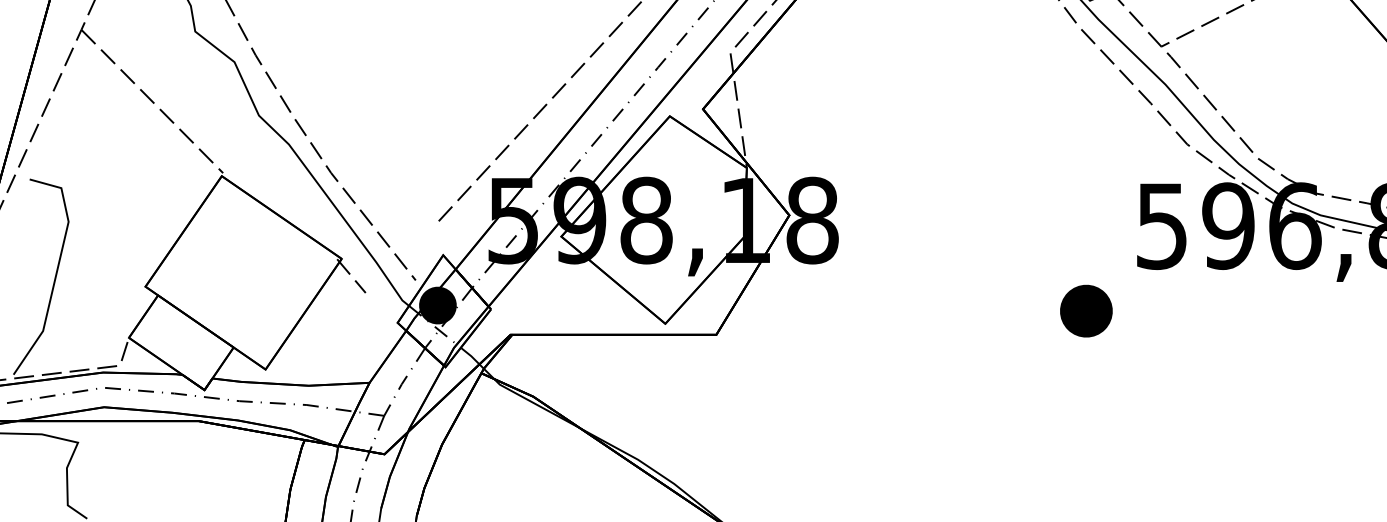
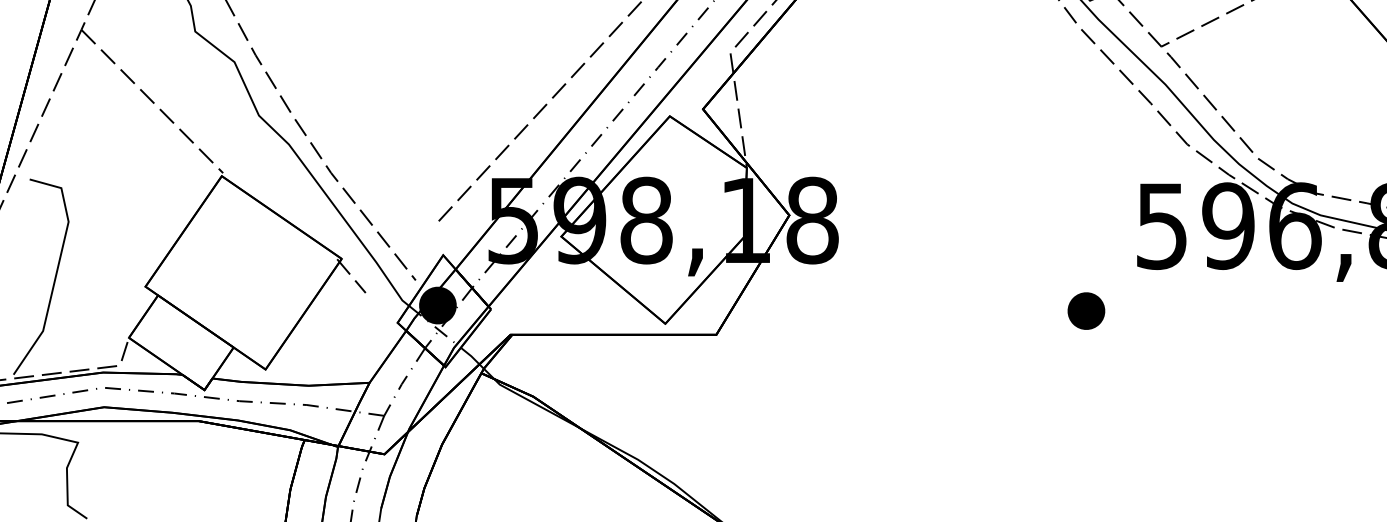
part size: 53x54 px -> 39x38 px (1086, 310)
